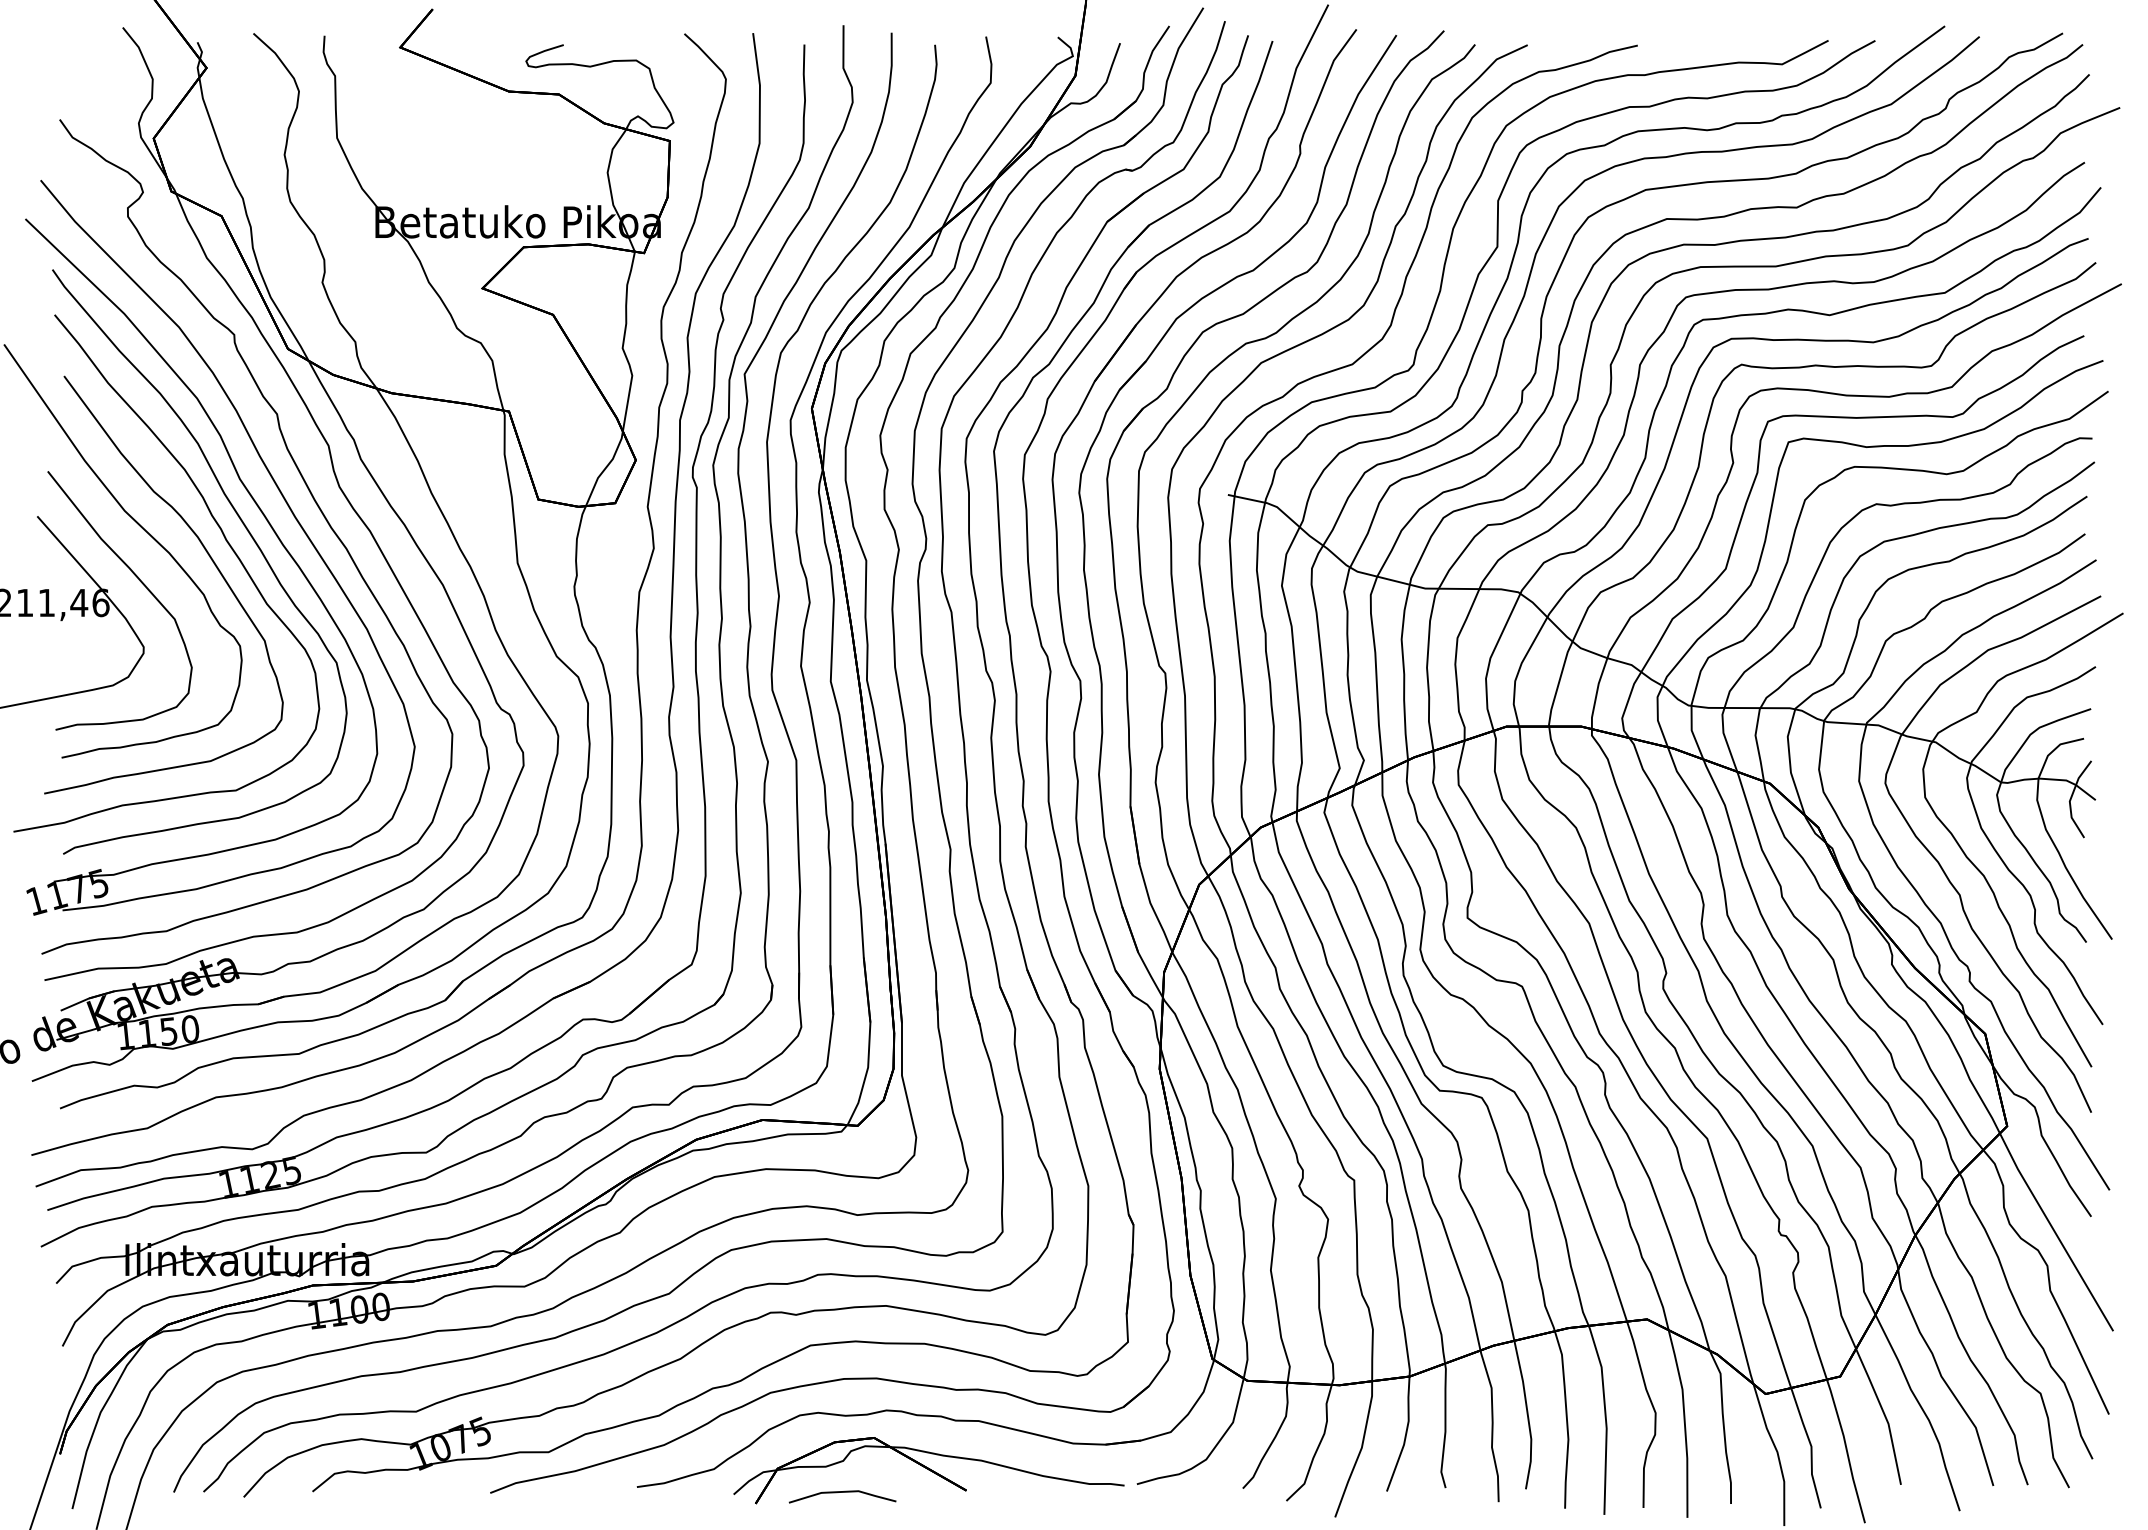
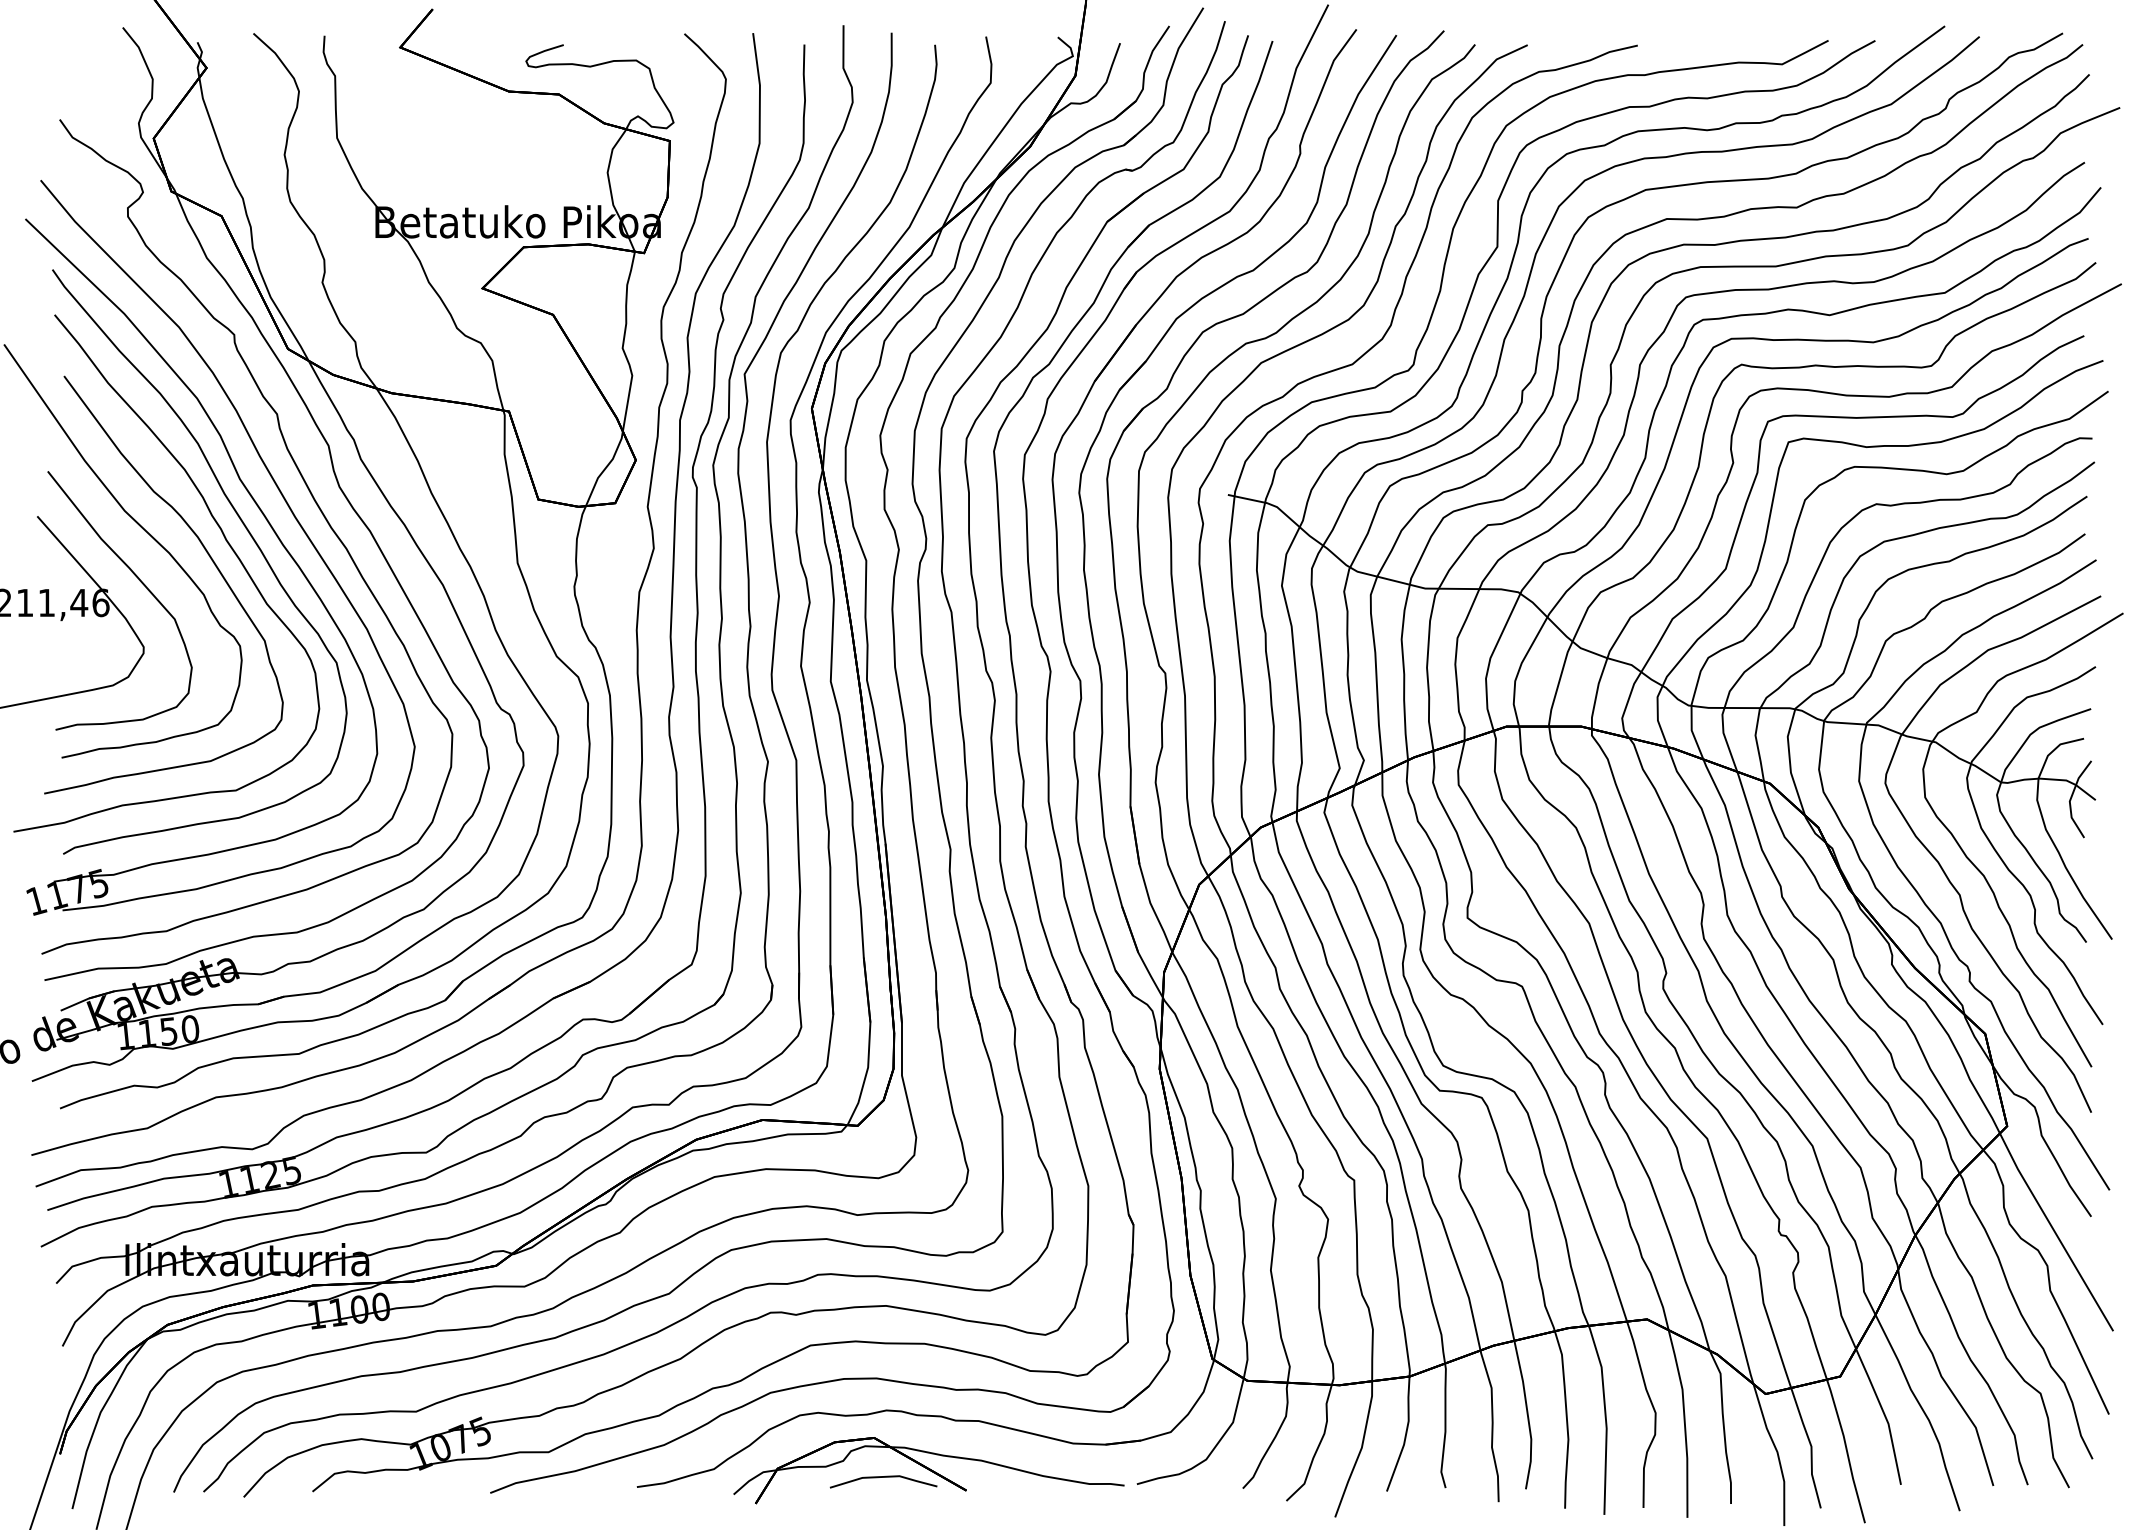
line position: (842, 1492) -> (883, 1477) (883, 1477)
